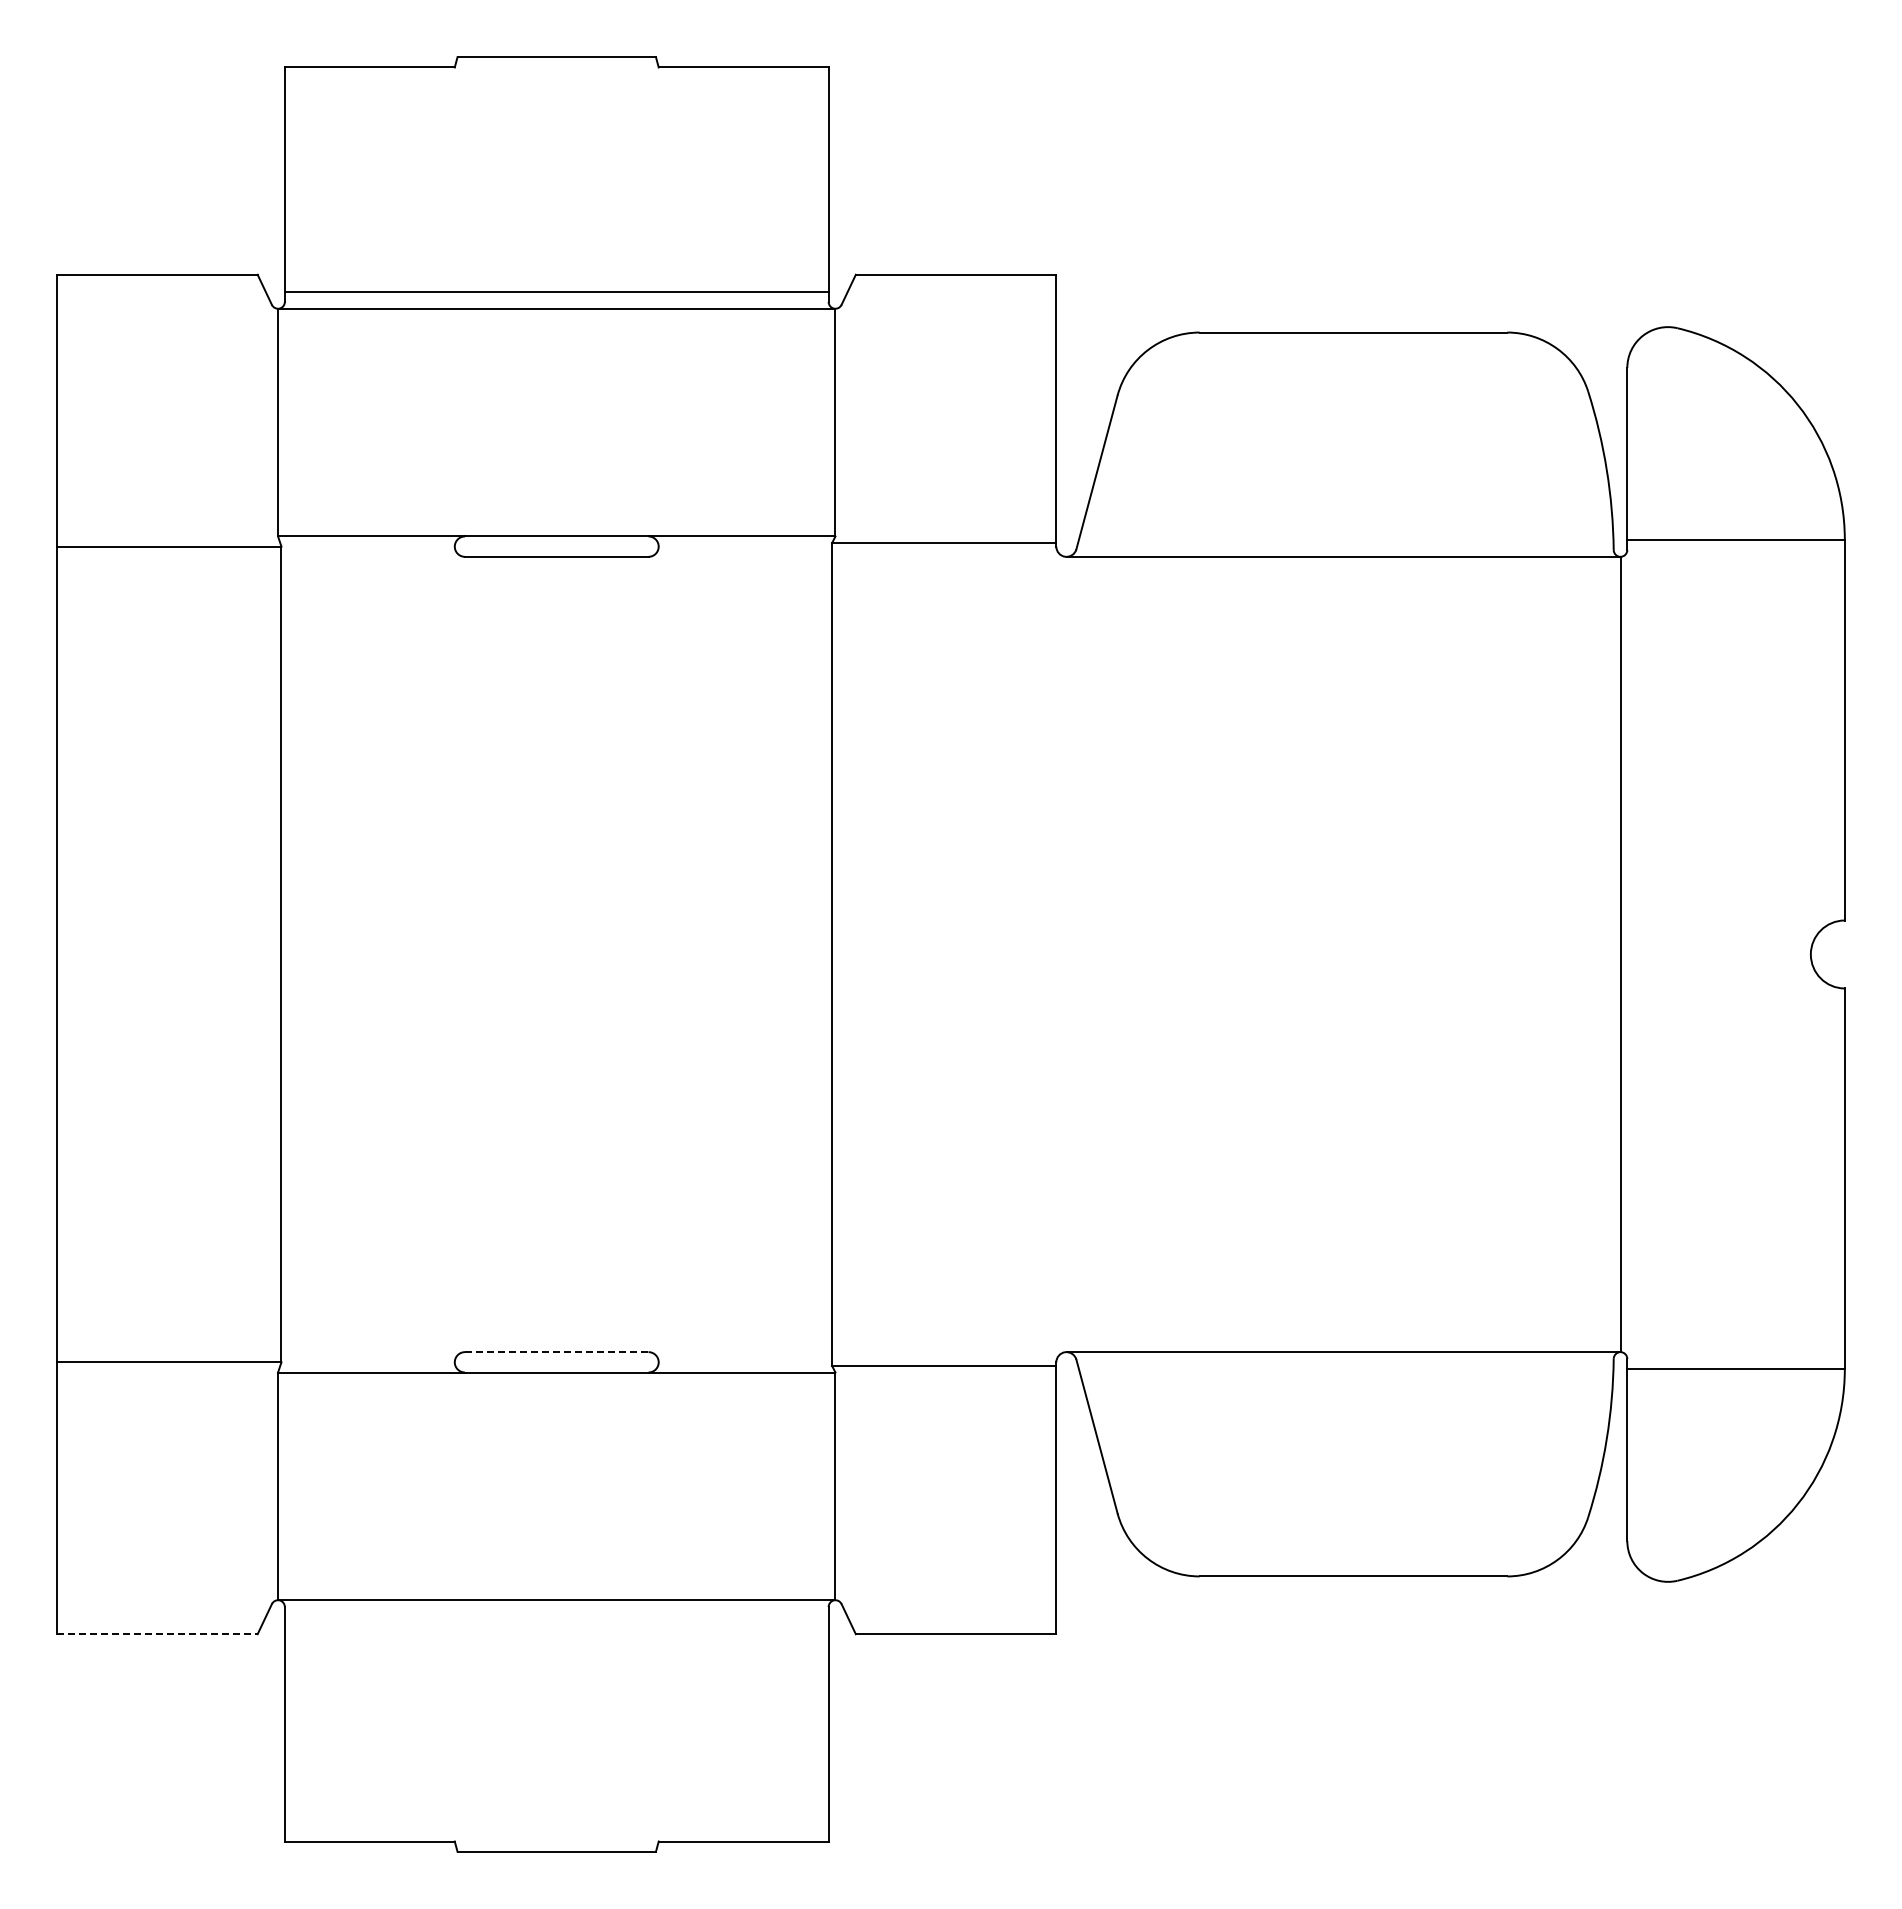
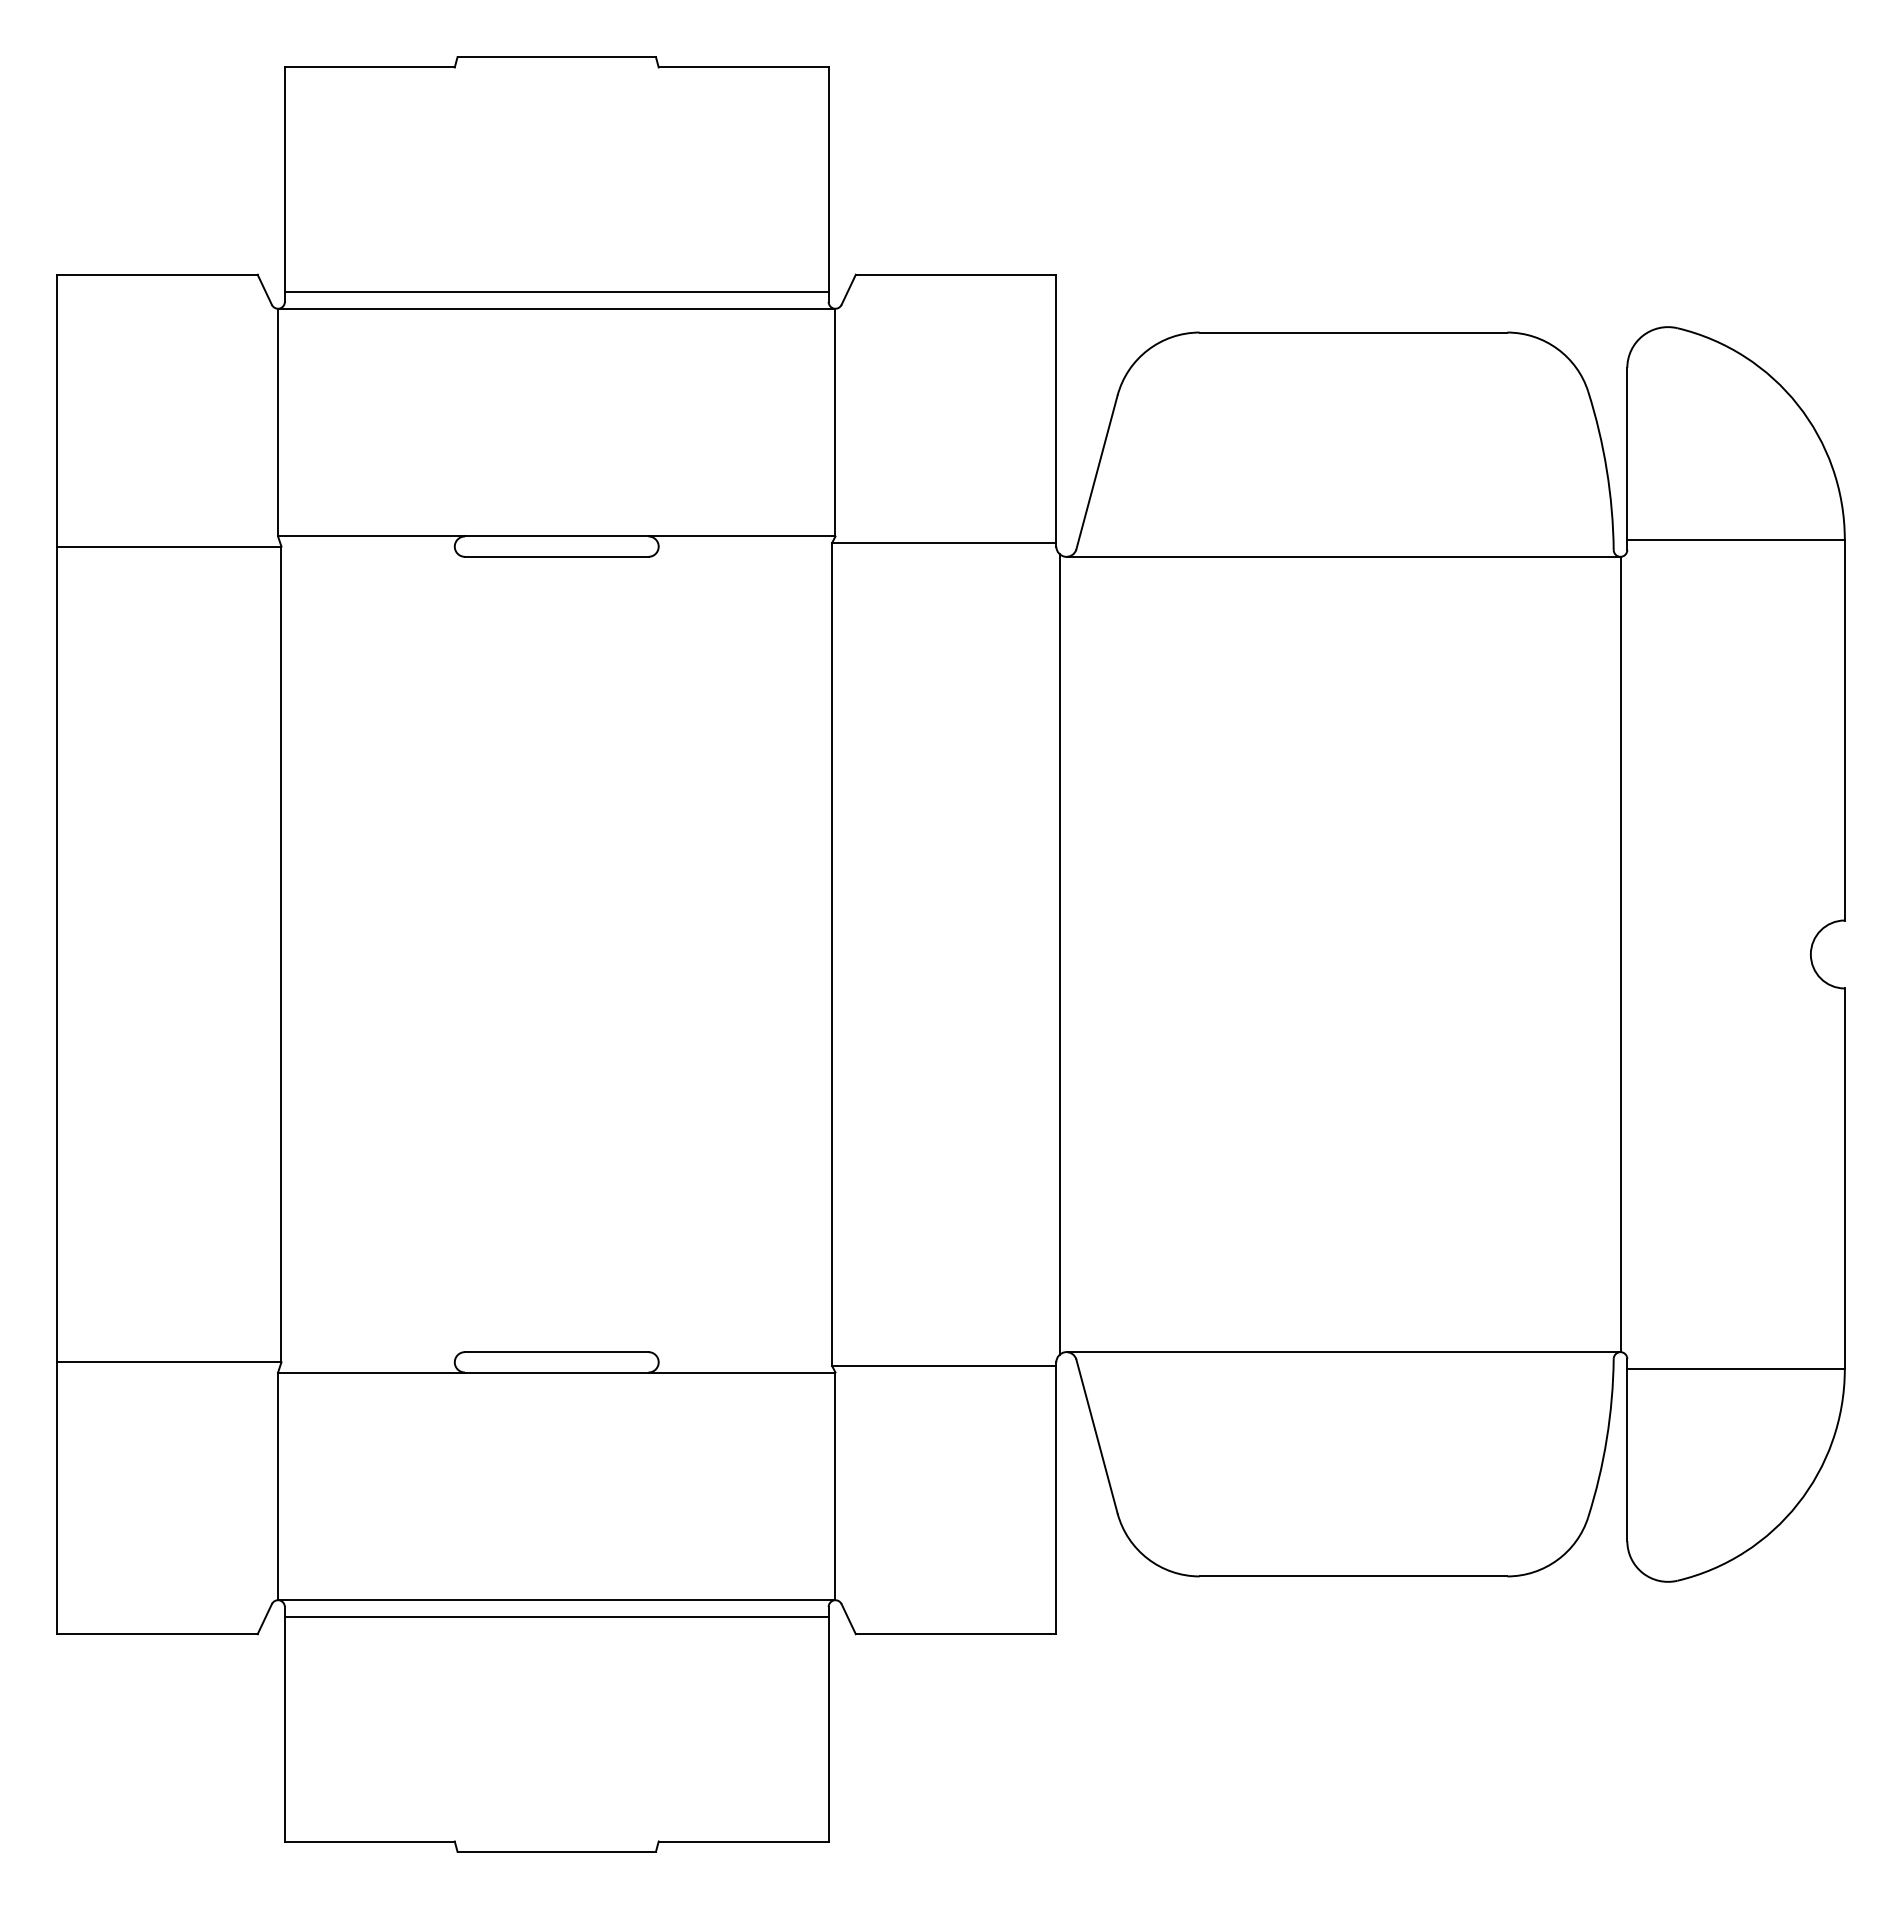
line: none -> present (1059, 954)
line: dashed -> solid (556, 1352)
line: none -> present (556, 1617)
line: dashed -> solid (157, 1634)
